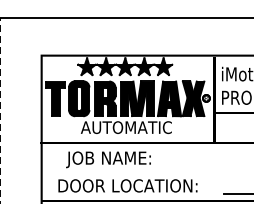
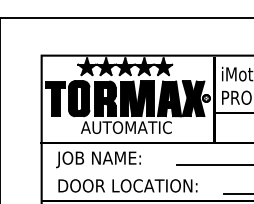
line: dashed -> solid (0, 110)
text position: (108, 159) -> (98, 159) (98, 159)
line: none -> present (213, 164)
